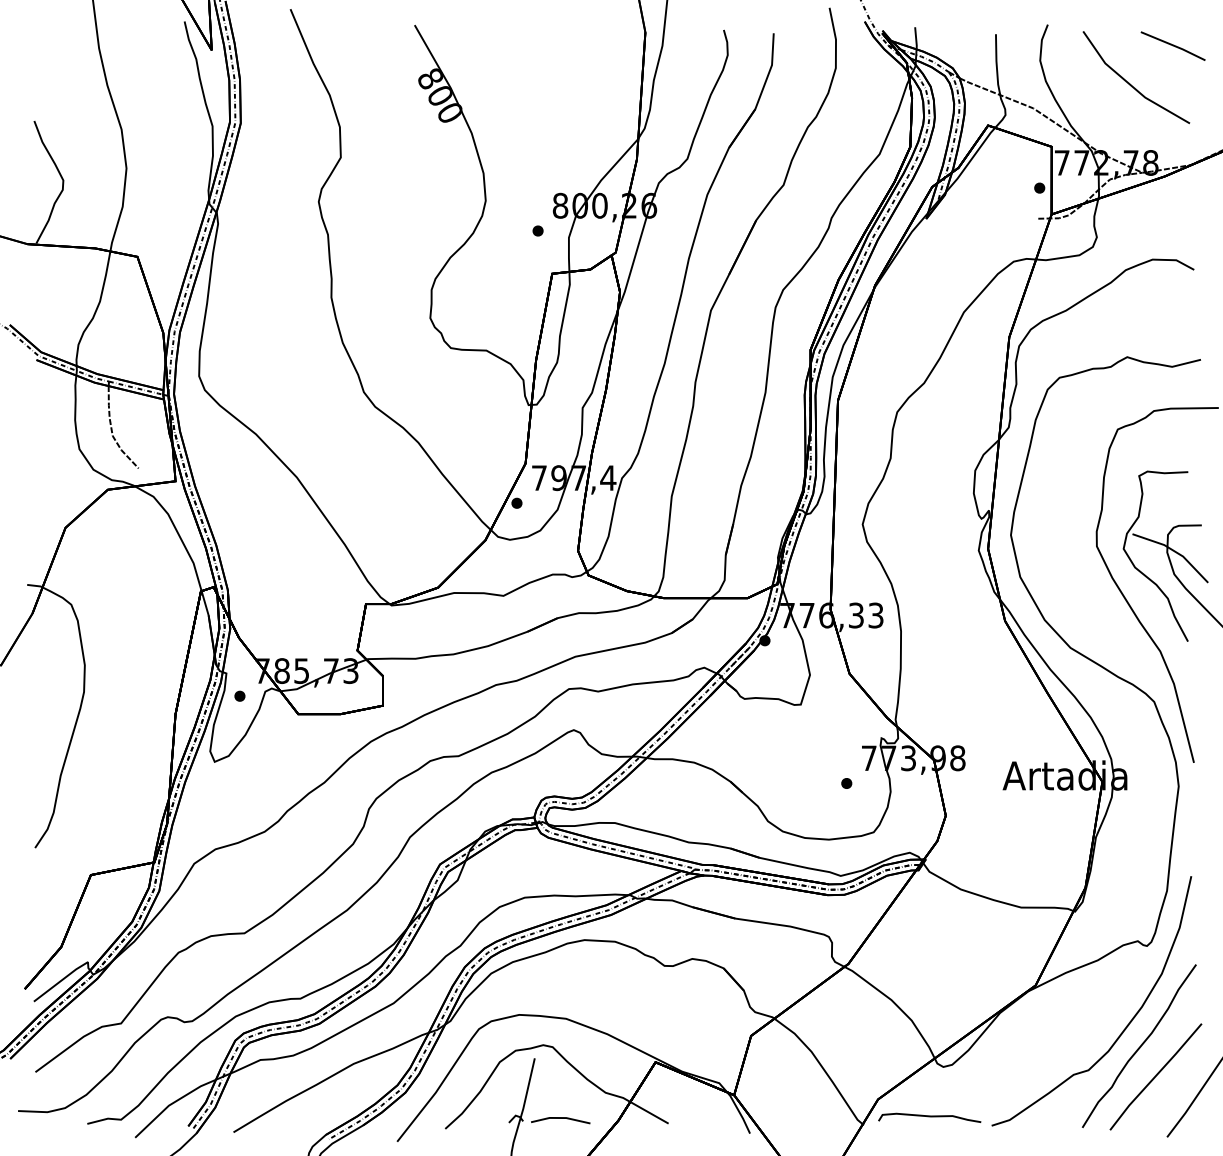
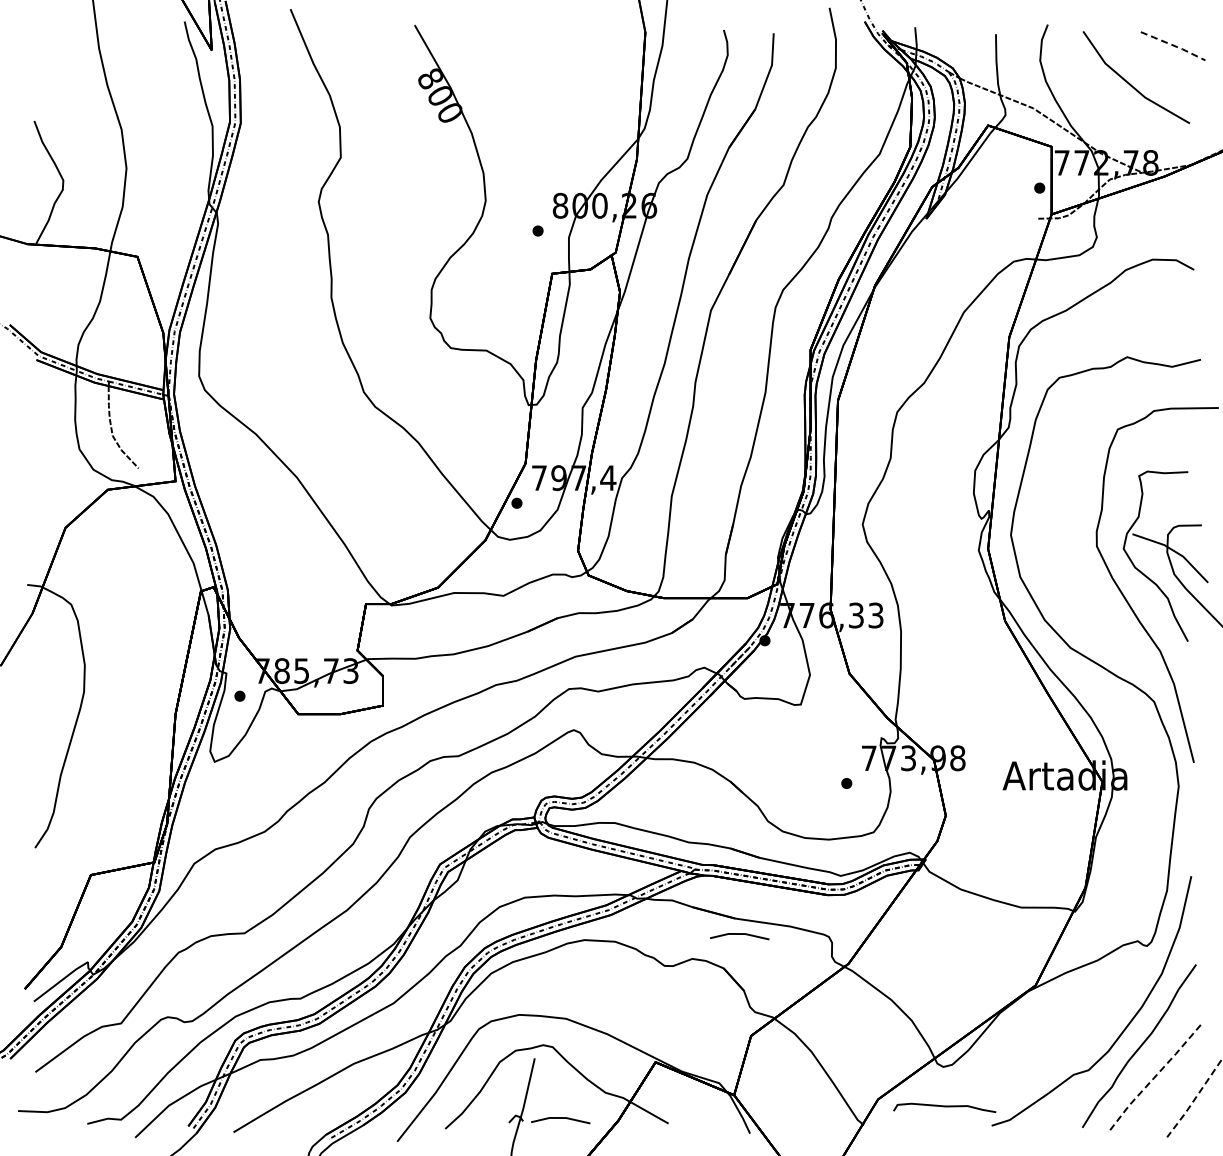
line: solid -> dashed (1174, 45)
line: none -> present (739, 934)
line: solid -> dashed (1155, 1076)
line: solid -> dashed (1194, 1099)
curve position: (929, 1117) -> (944, 1107) (944, 1107)
